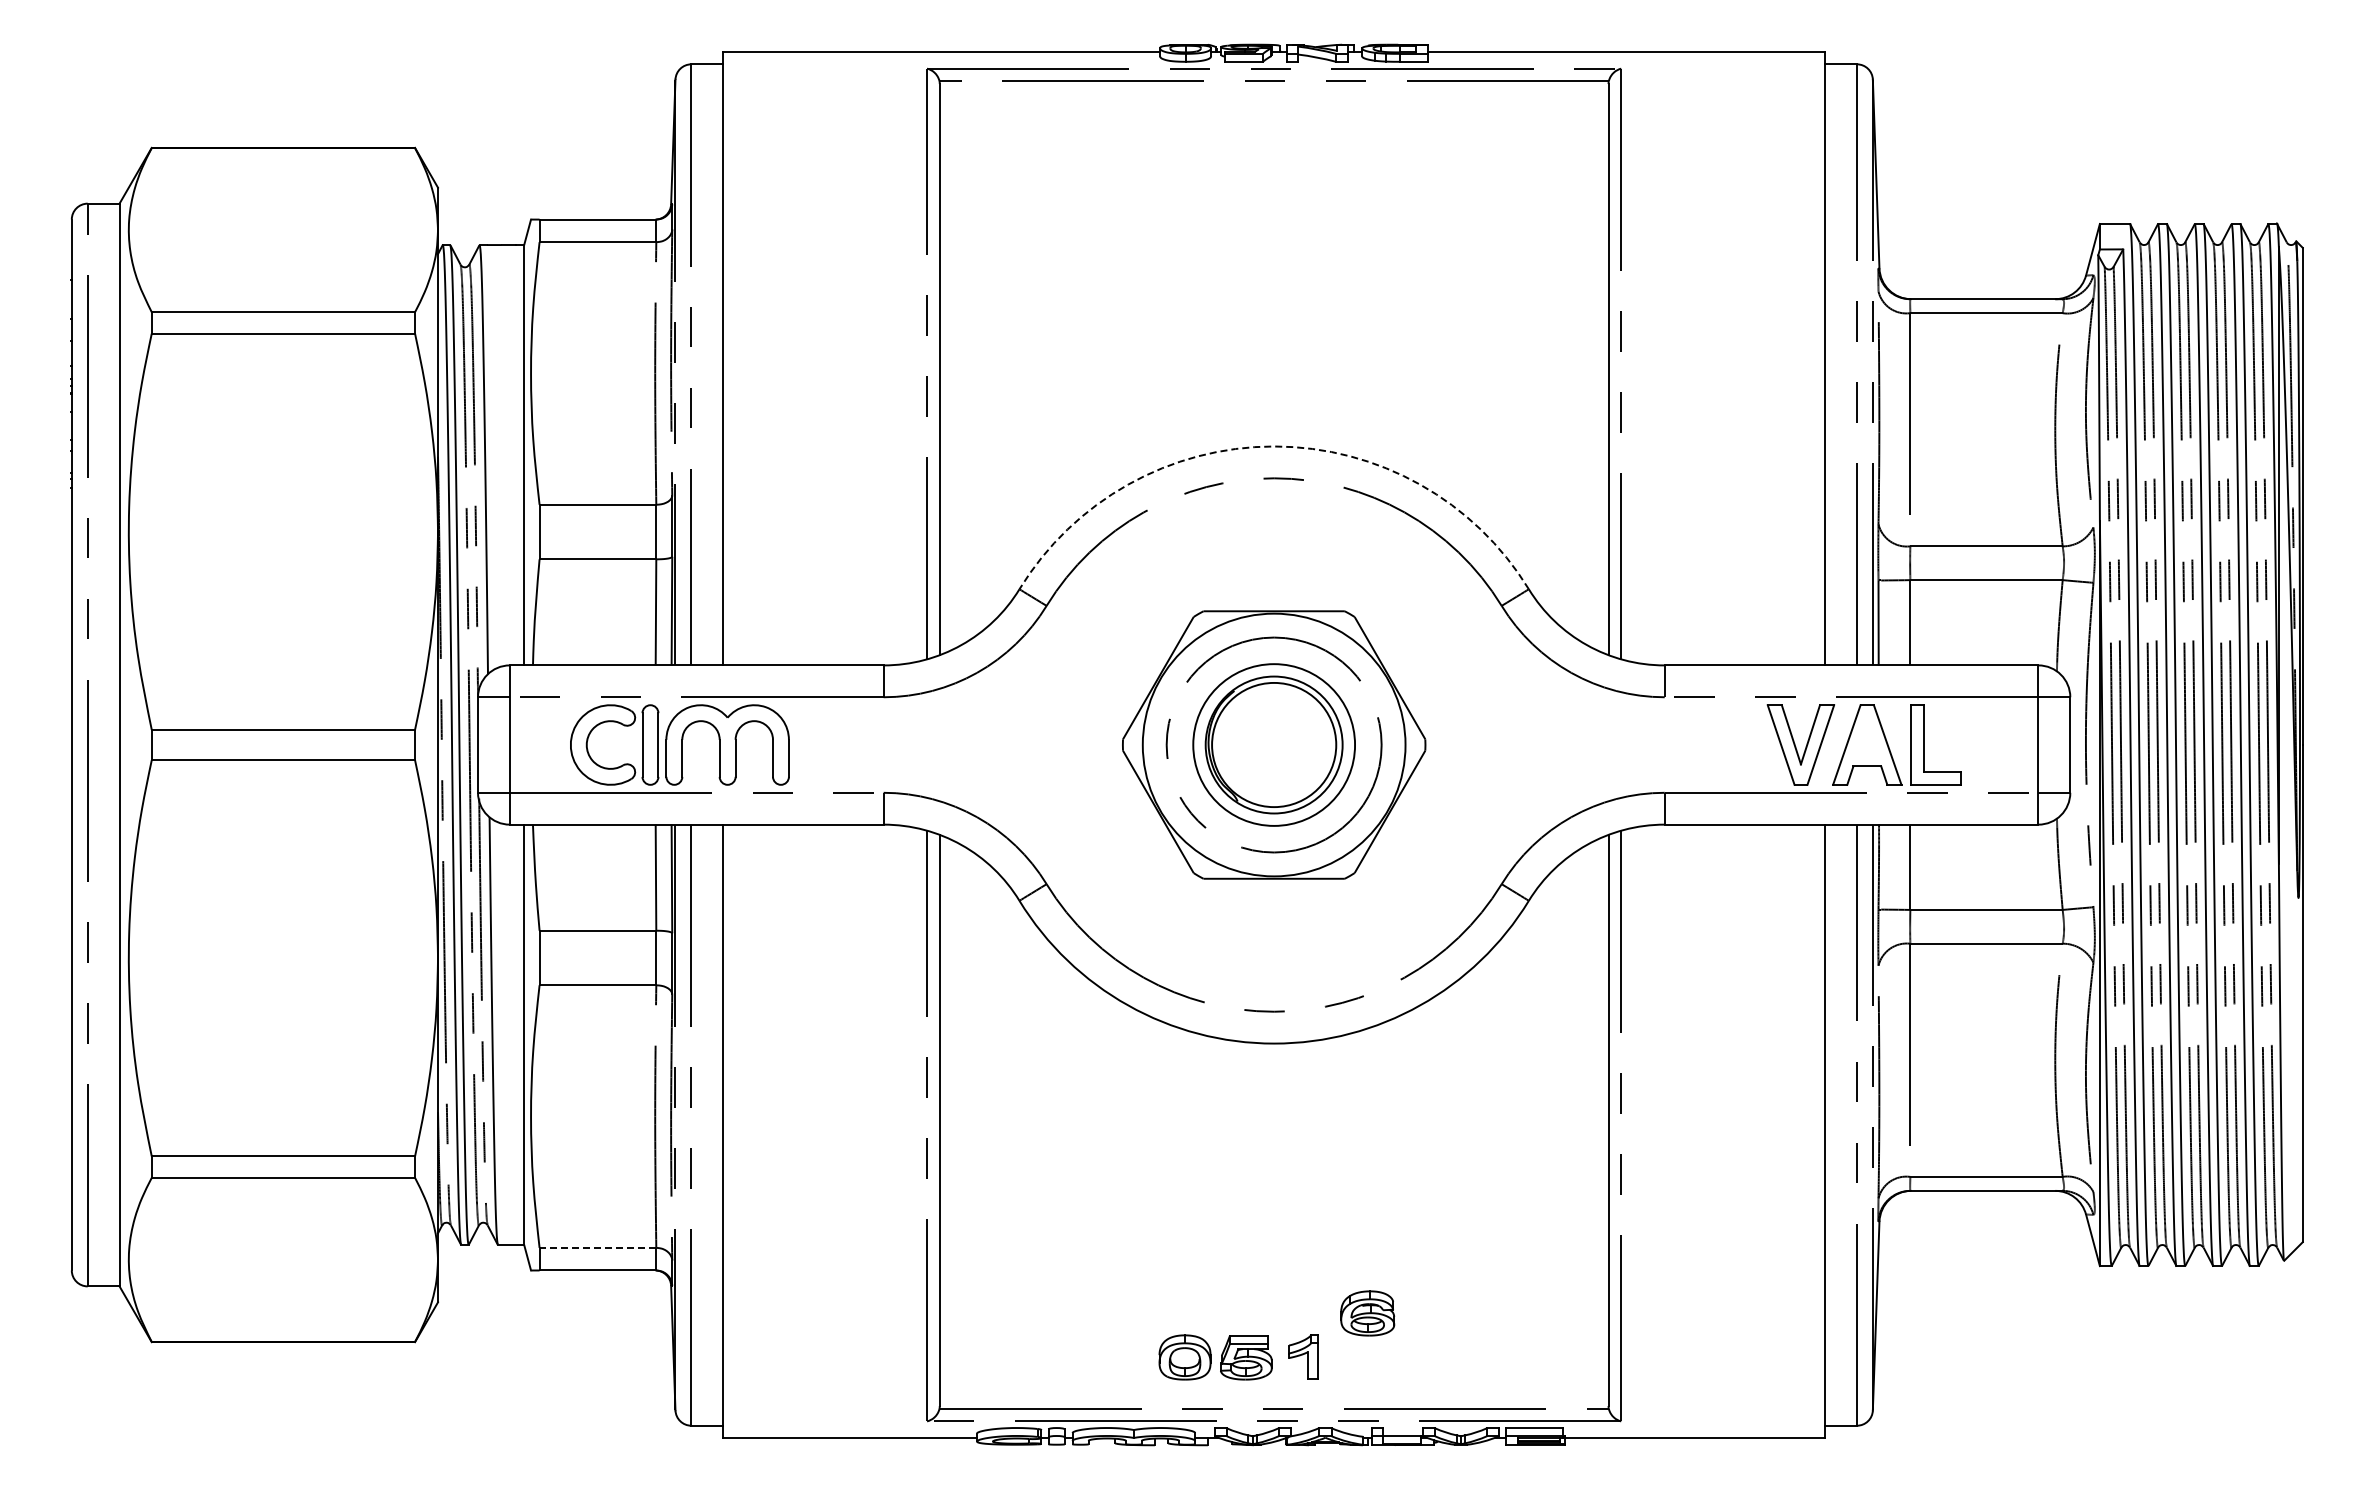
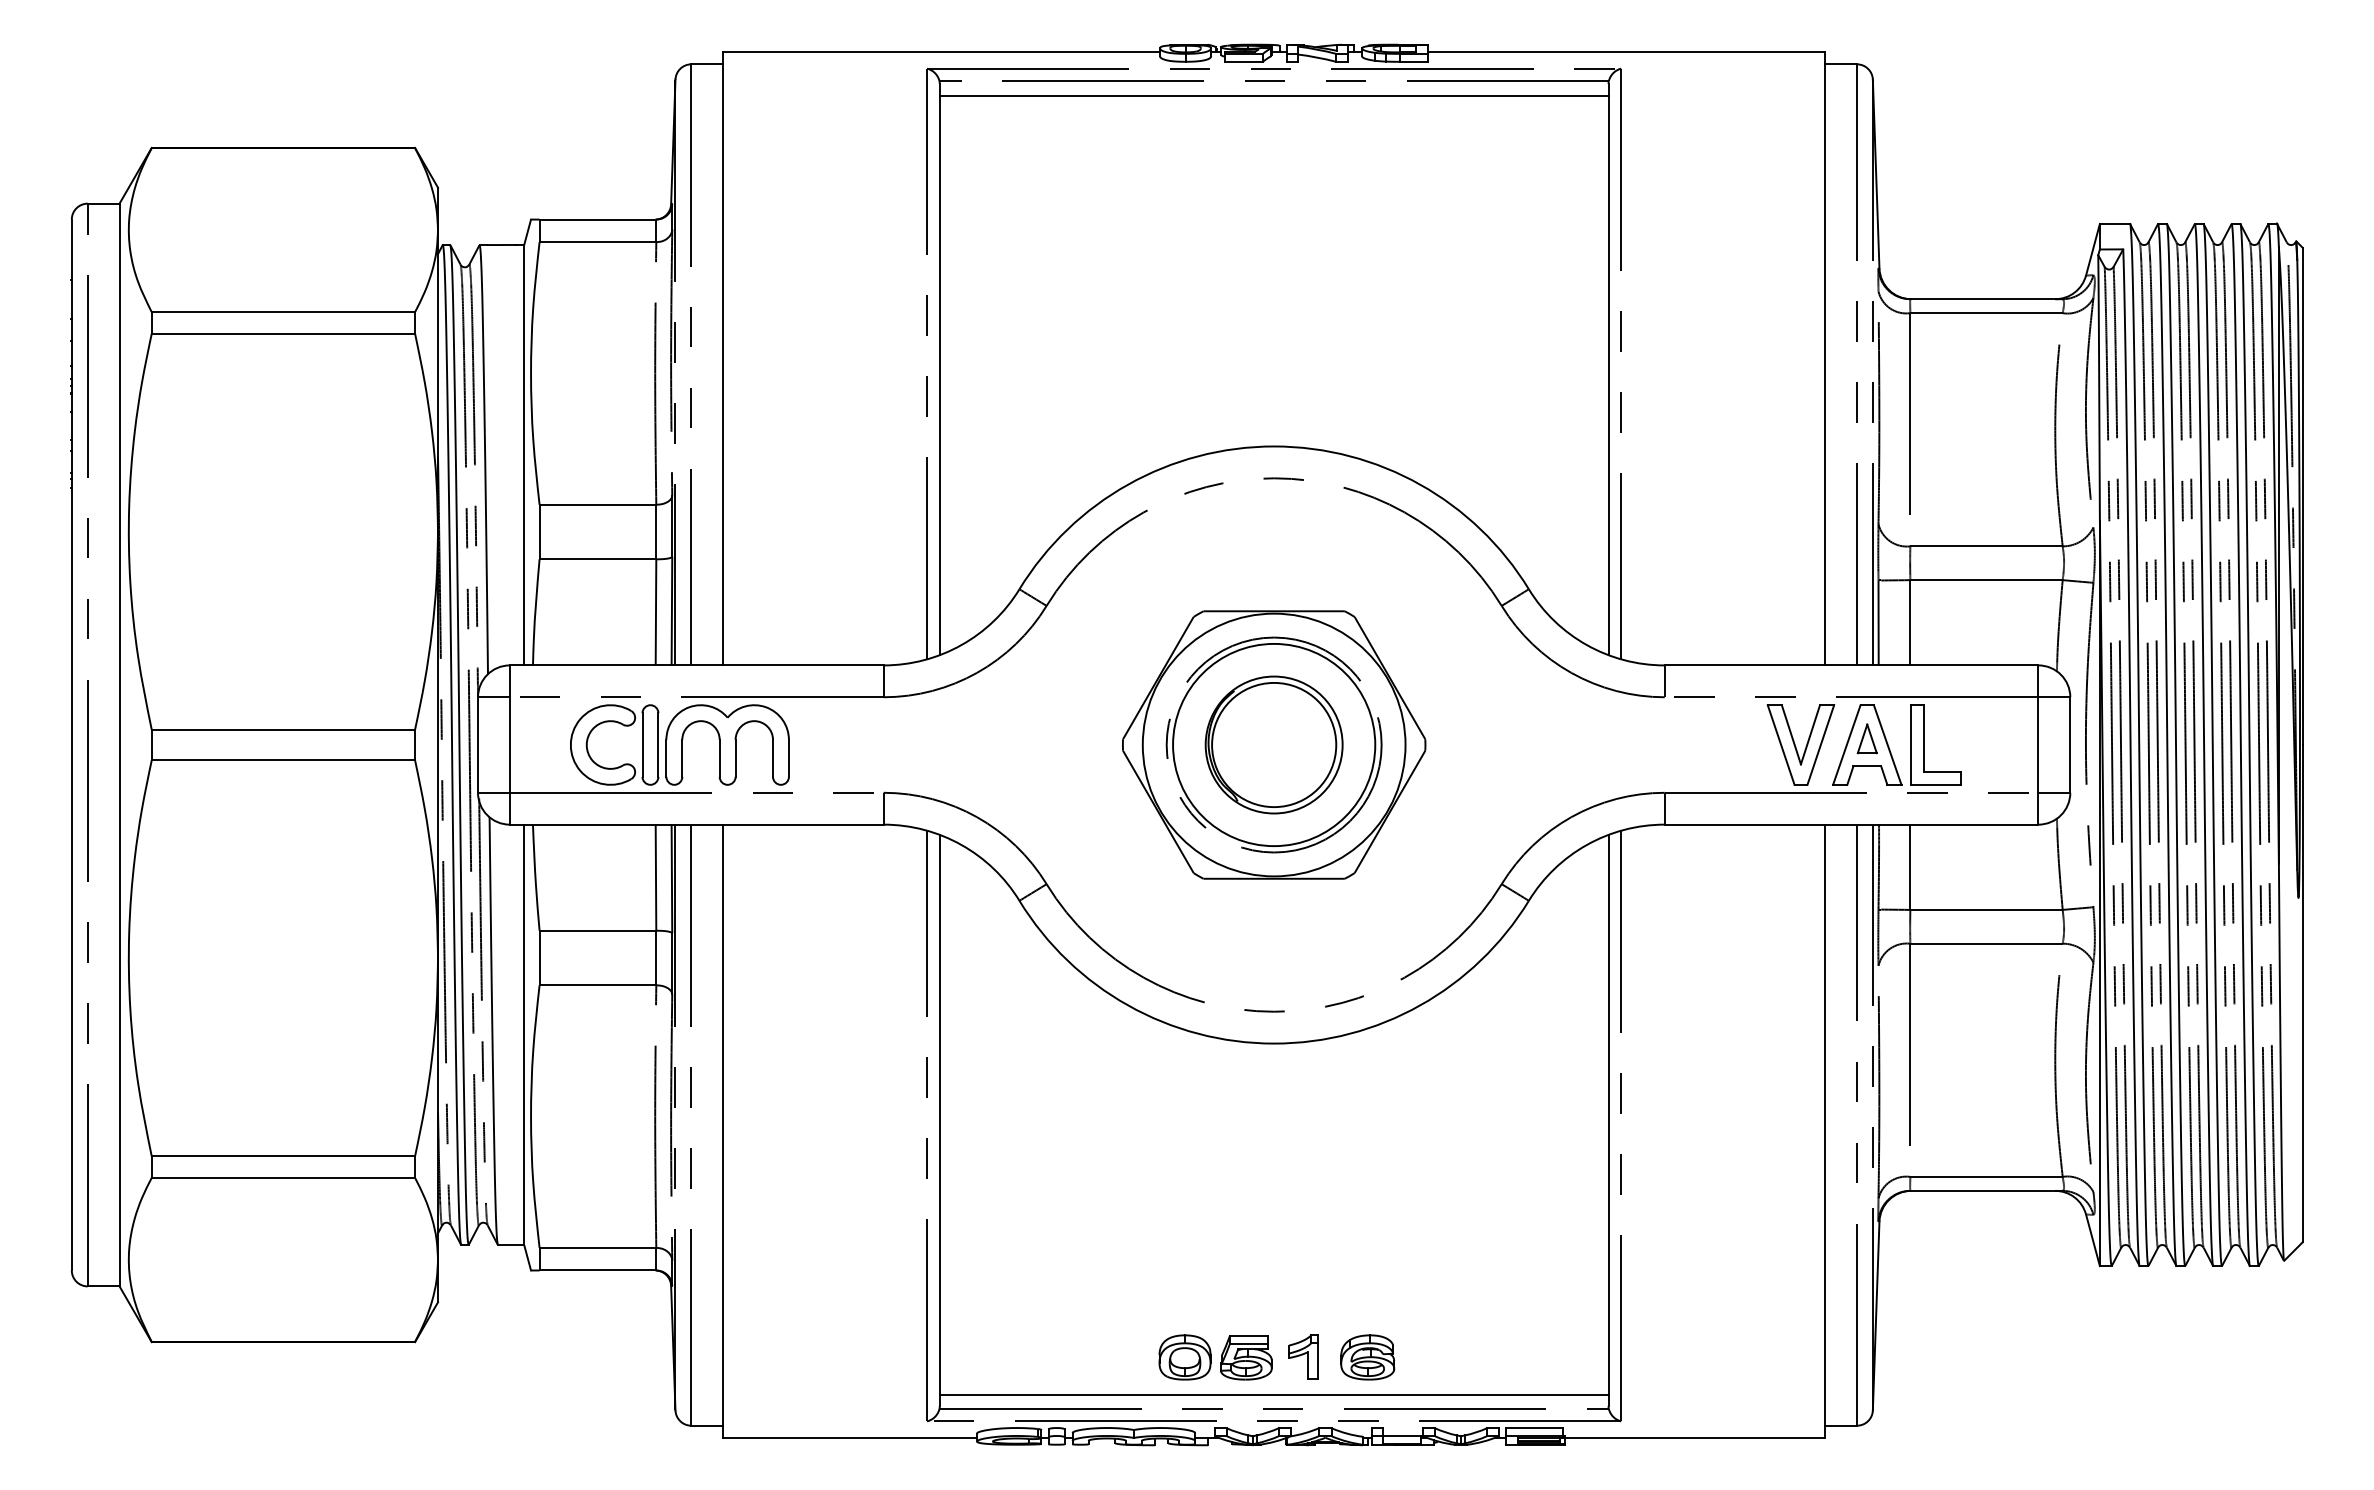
line: none -> present (1273, 95)
arc: dashed -> solid (1274, 446)
part: none -> present (1866, 738)
circle diameter: 162 px -> 202 px (1274, 744)
line: dashed -> solid (597, 1247)
part position: (1367, 1313) -> (1367, 1357) (1367, 1357)
line: none -> present (1273, 1394)
